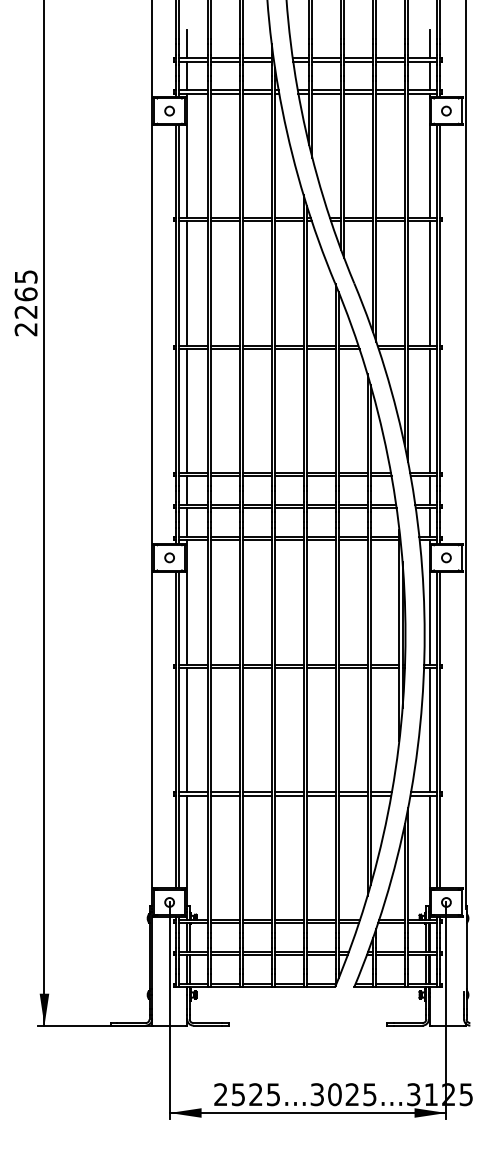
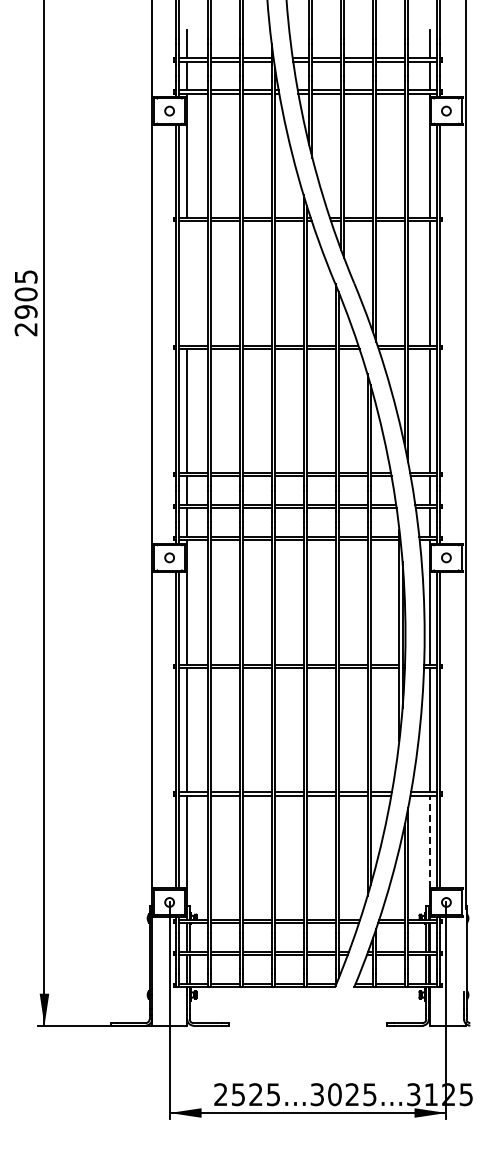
line: present -> none (187, 283)
text: 2265 -> 2905 (25, 302)
line: solid -> dashed (430, 841)
